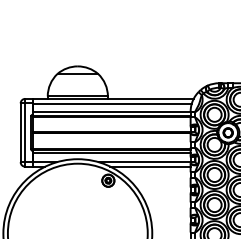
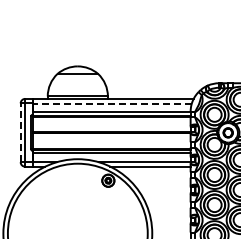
line: solid -> dashed (112, 103)
line: solid -> dashed (20, 132)
